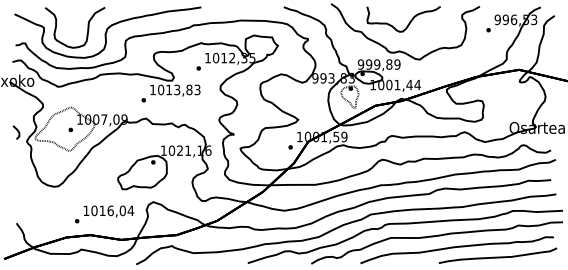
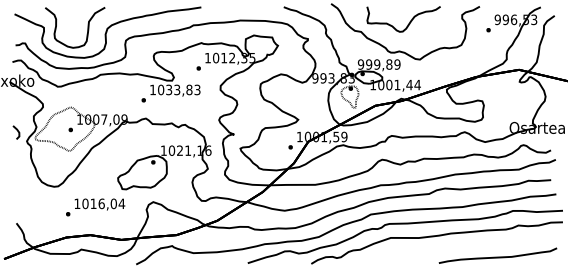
text: 1013,83 -> 1033,83 (169, 89)
text position: (104, 214) -> (95, 207) (95, 207)
curve: present -> none (454, 248)
